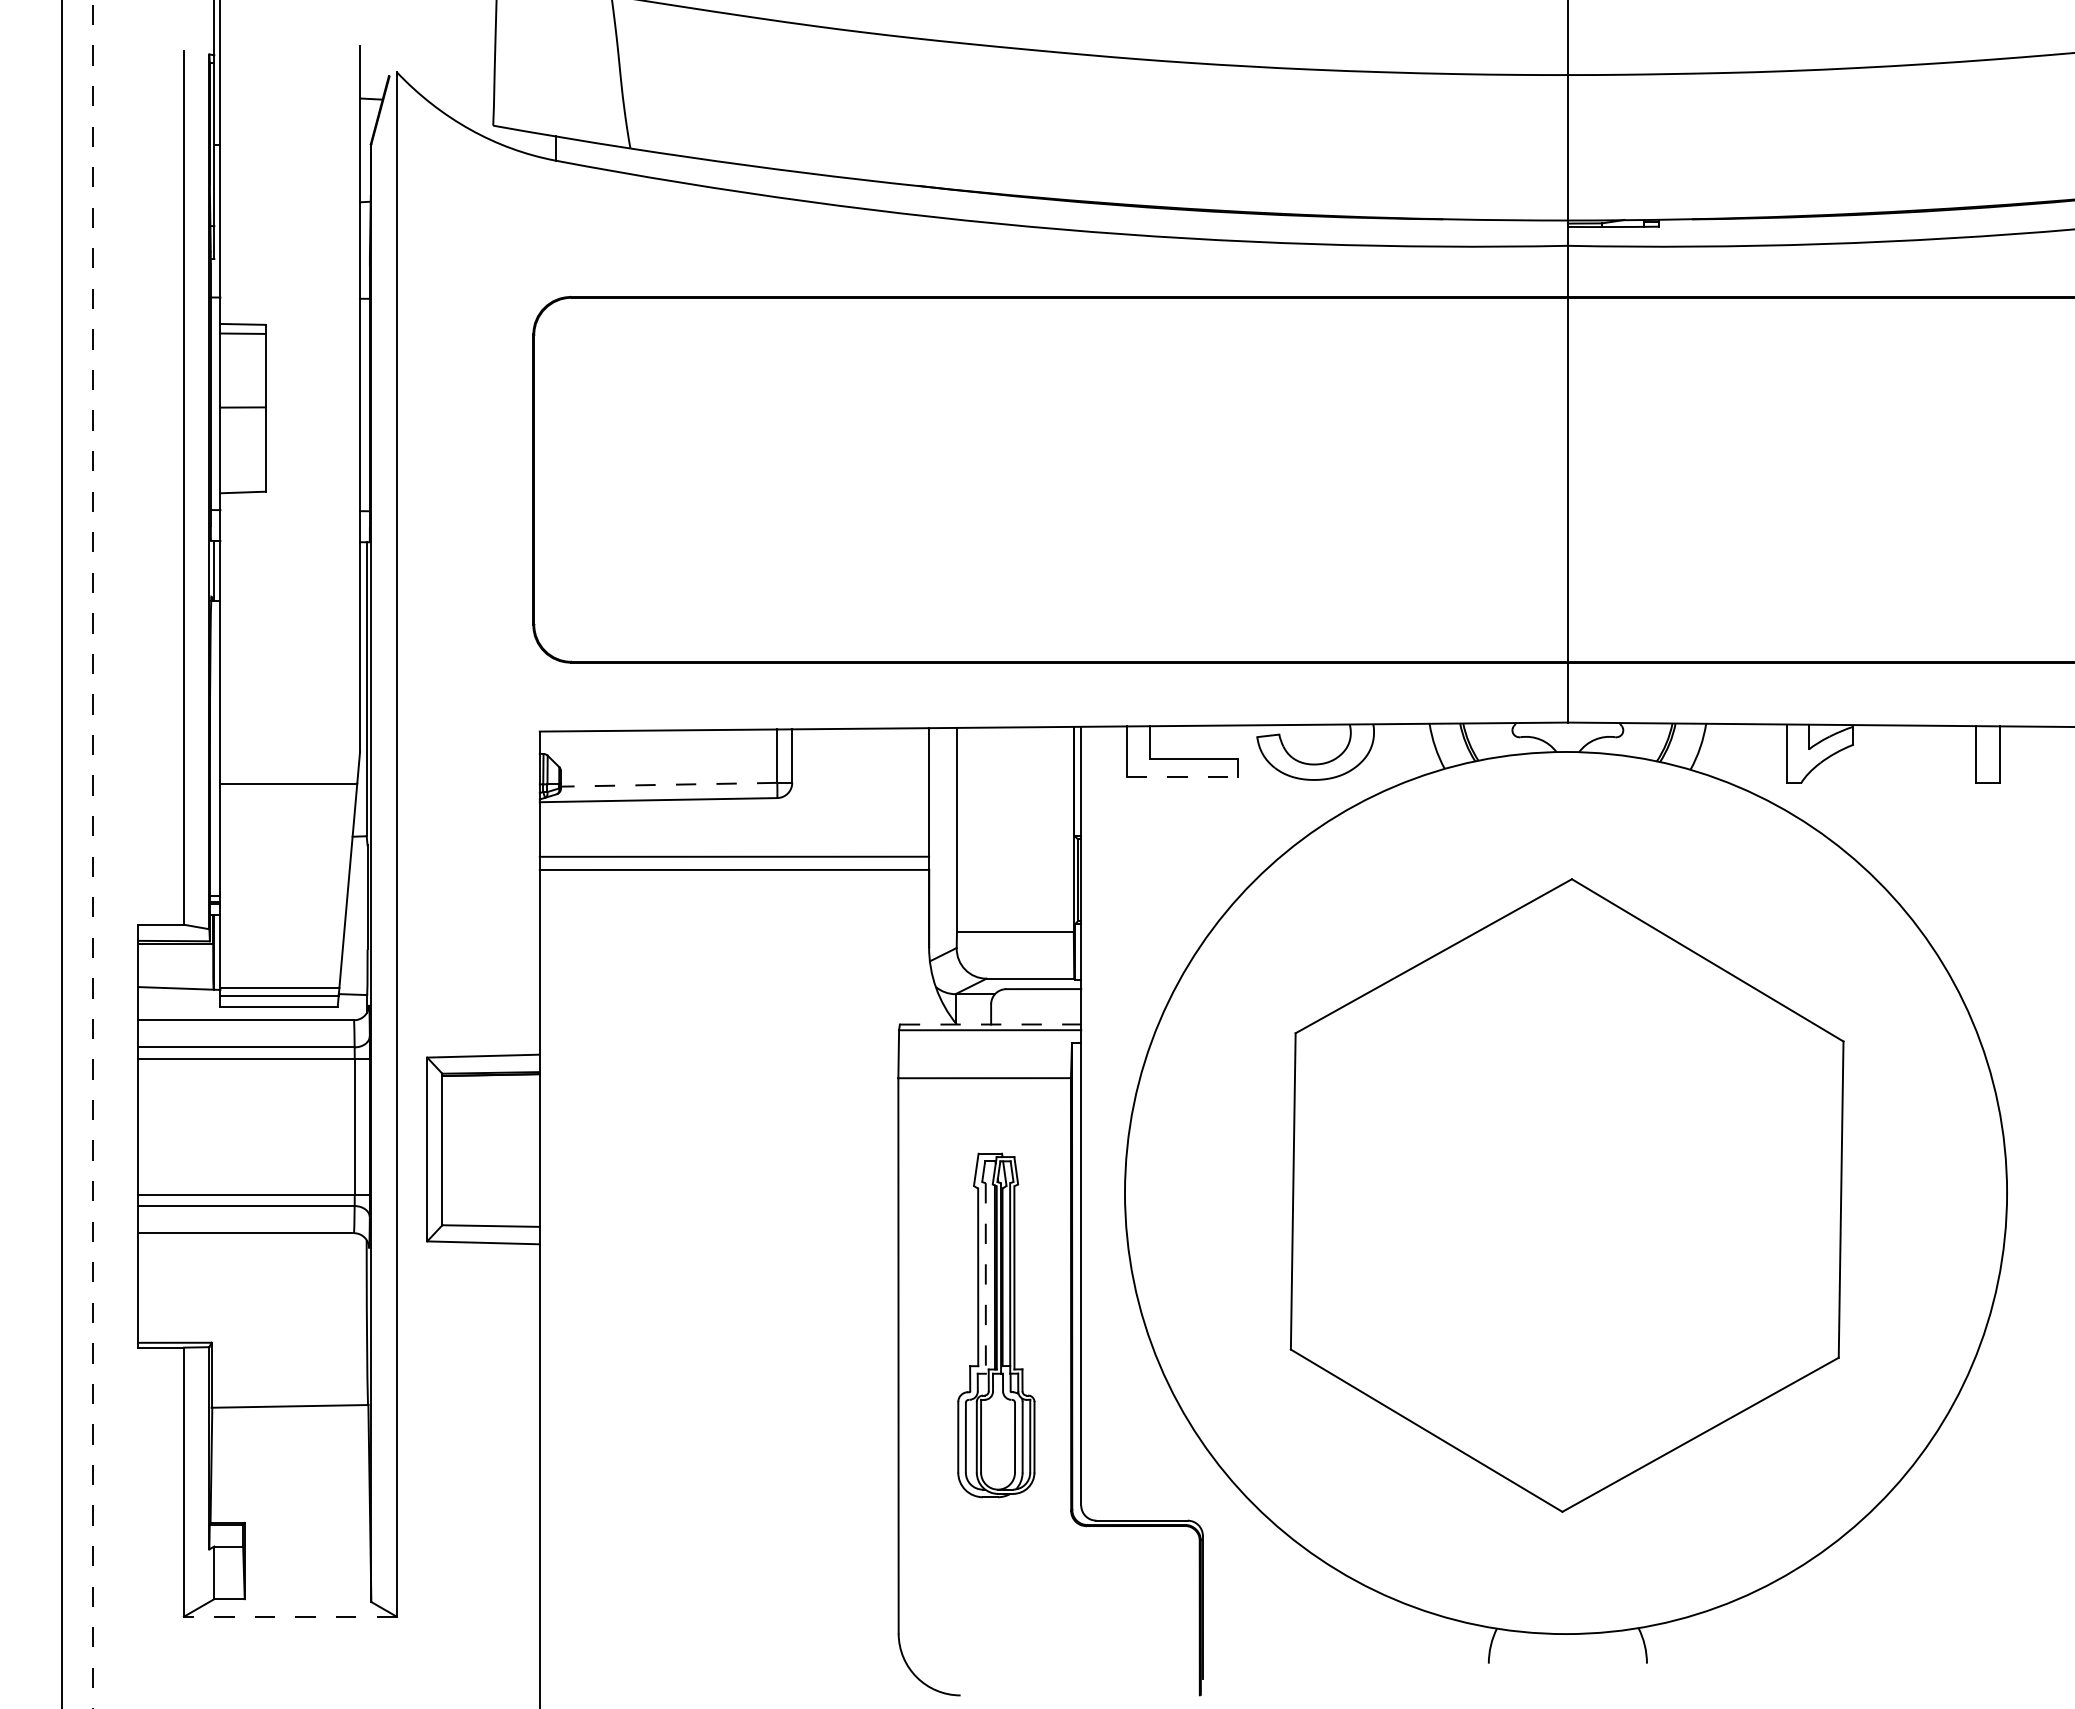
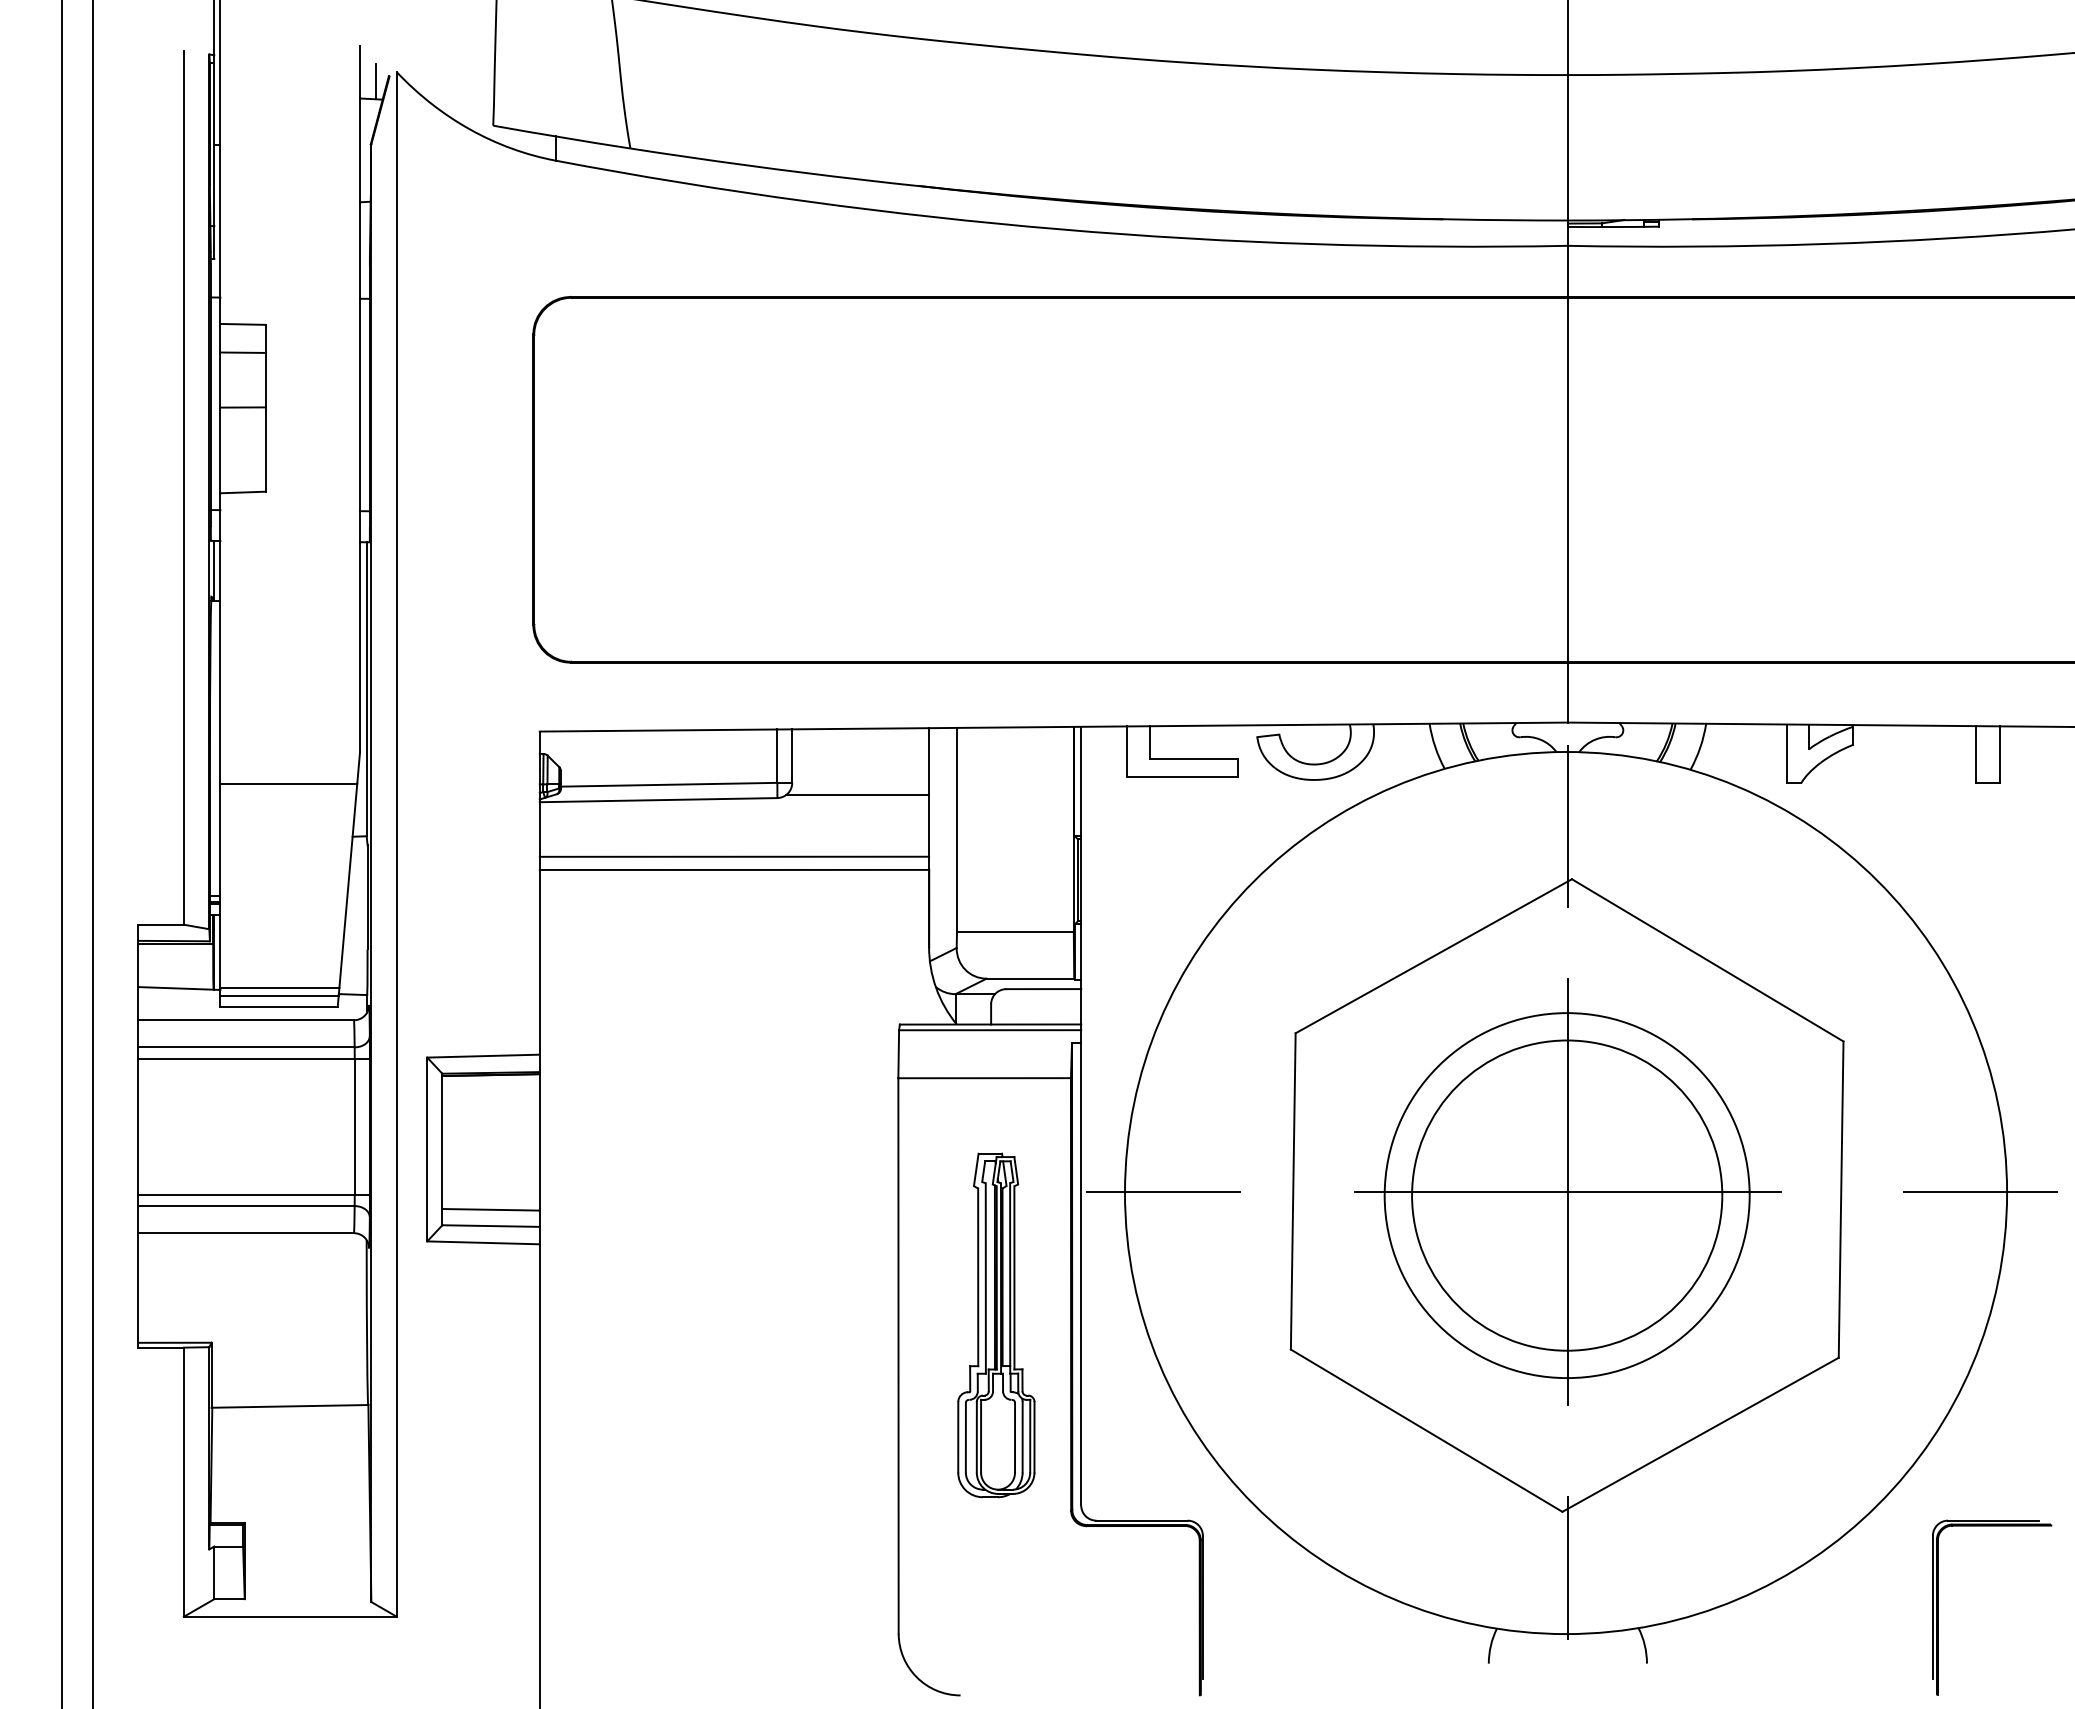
line: none -> present (375, 81)
line position: (243, 333) -> (243, 352) (243, 352)
line: dashed -> solid (1182, 777)
line: dashed -> solid (668, 784)
line: none -> present (857, 795)
line: none -> present (1567, 826)
line: dashed -> solid (92, 854)
line: dashed -> solid (990, 1024)
part: none -> present (1567, 1191)
line: none -> present (1162, 1192)
line: none -> present (1980, 1192)
line: none -> present (490, 1209)
line: dashed -> solid (985, 1278)
line: none -> present (1567, 1567)
part: none -> present (1938, 1607)
line: dashed -> solid (289, 1616)
